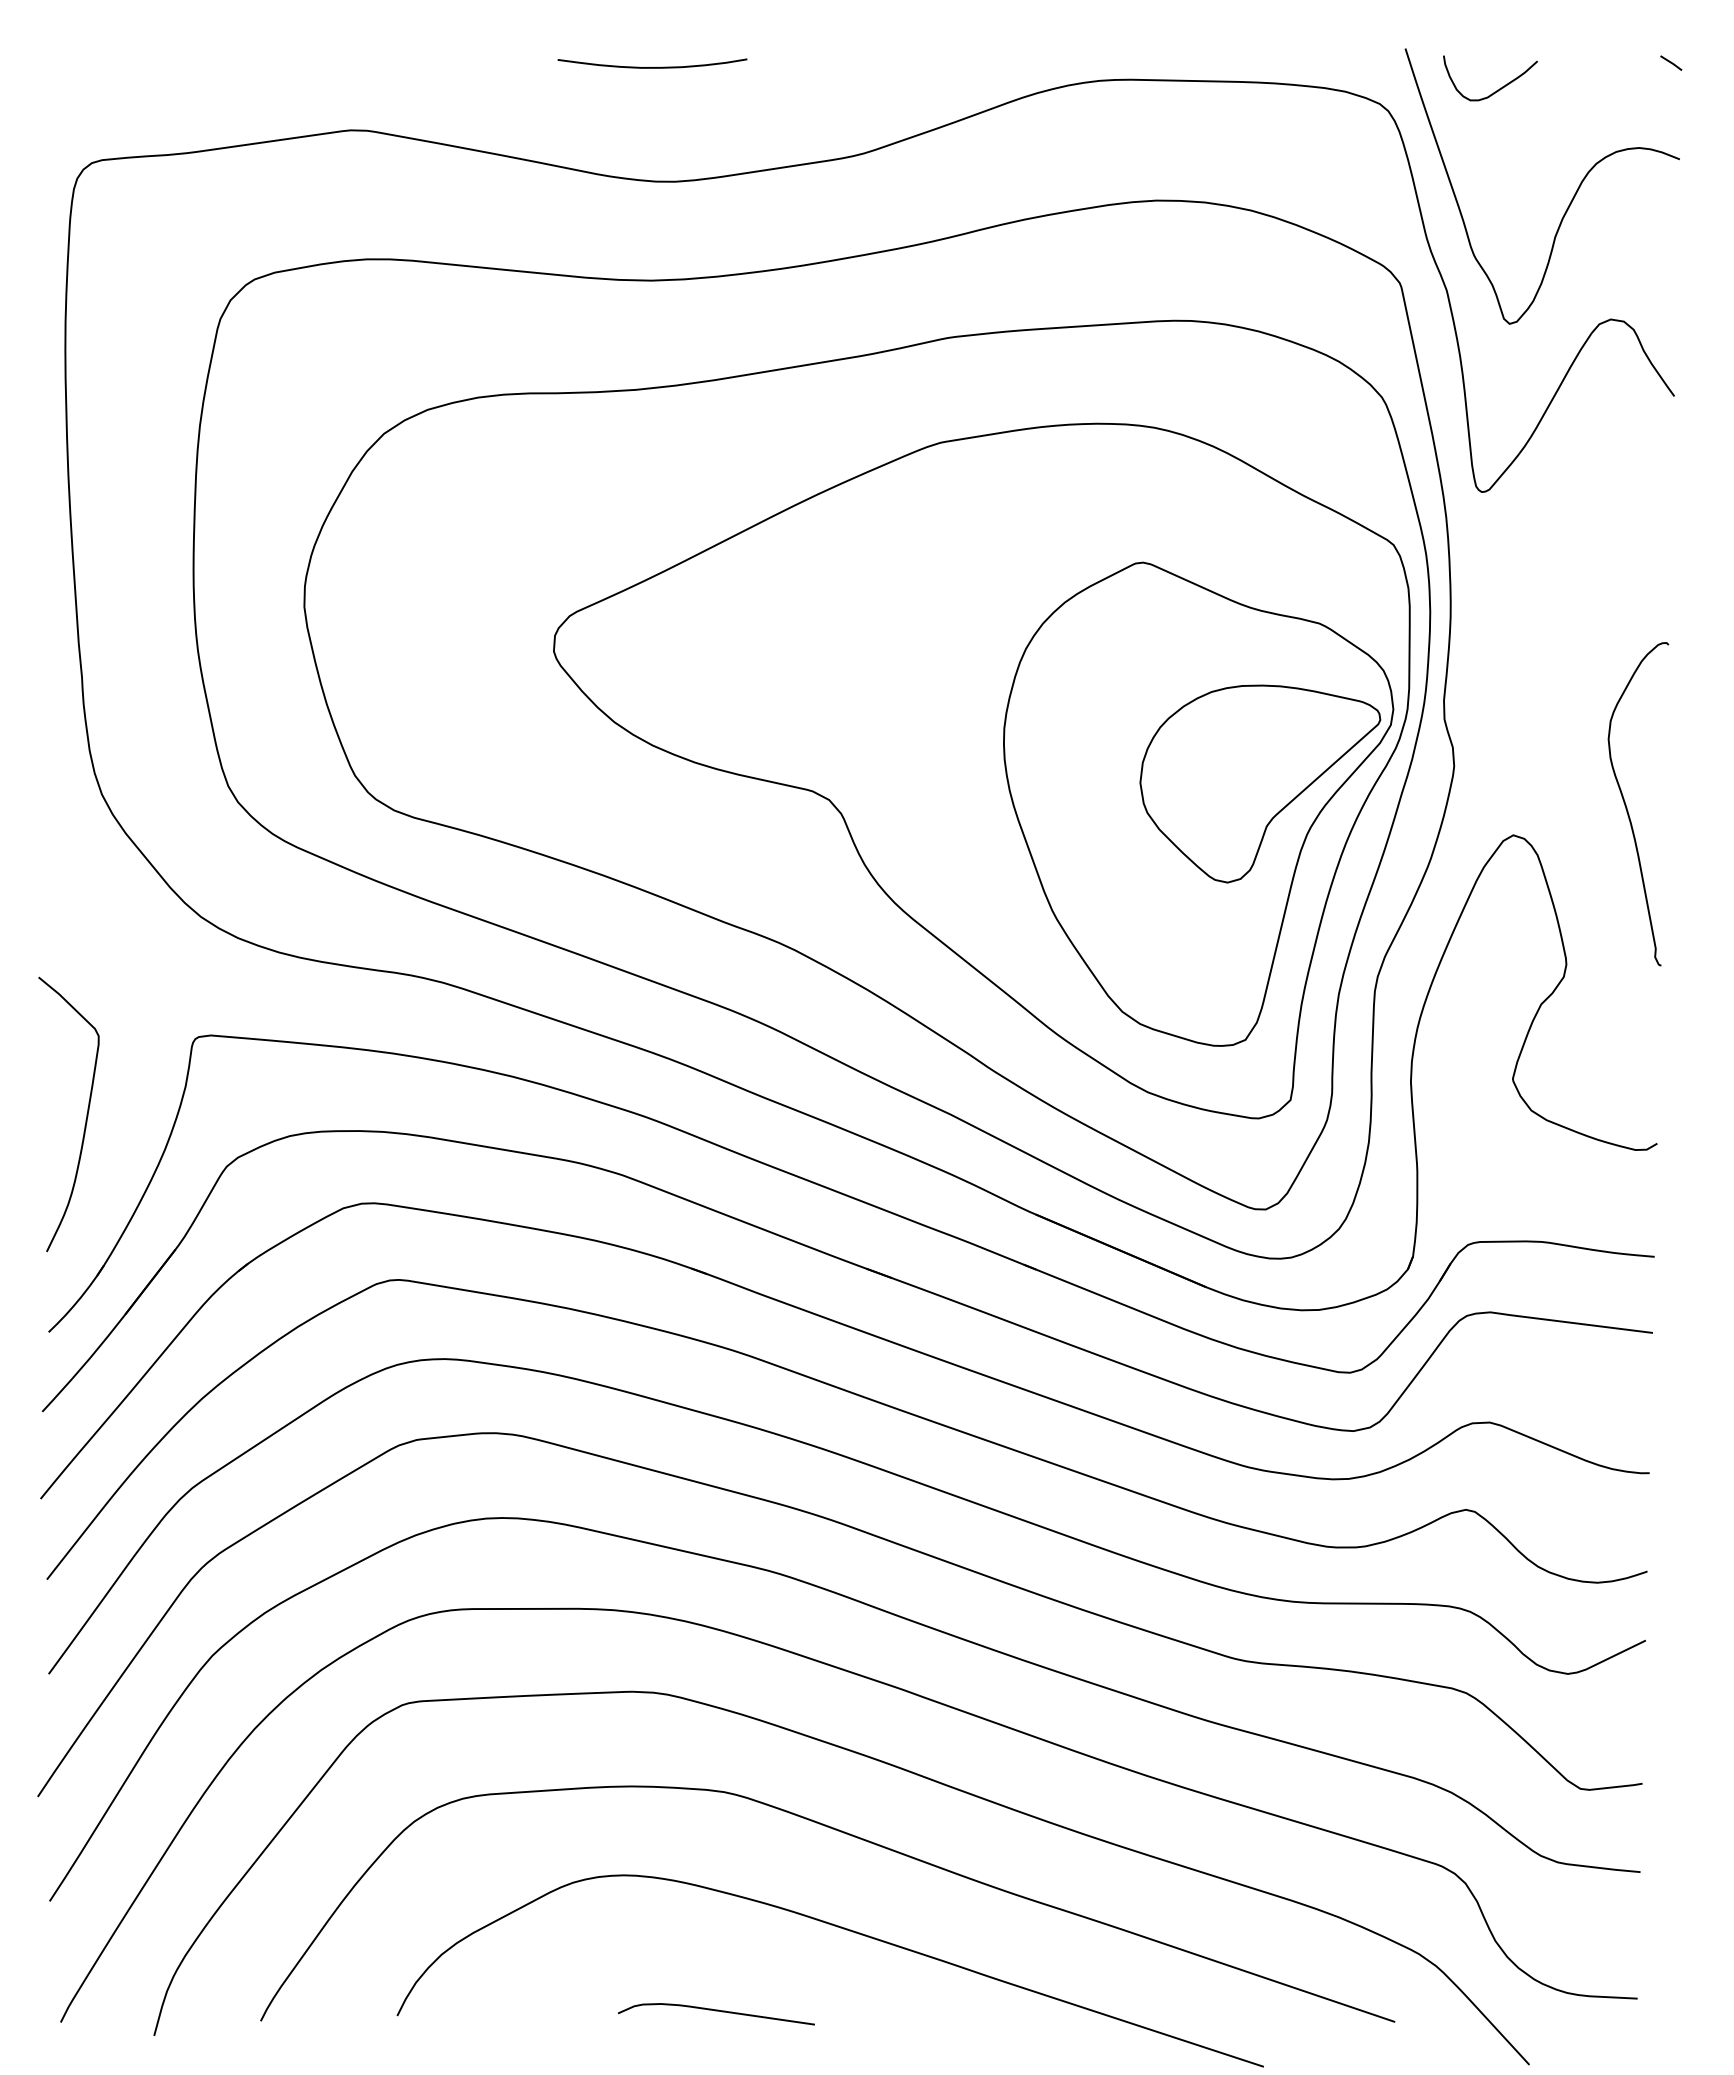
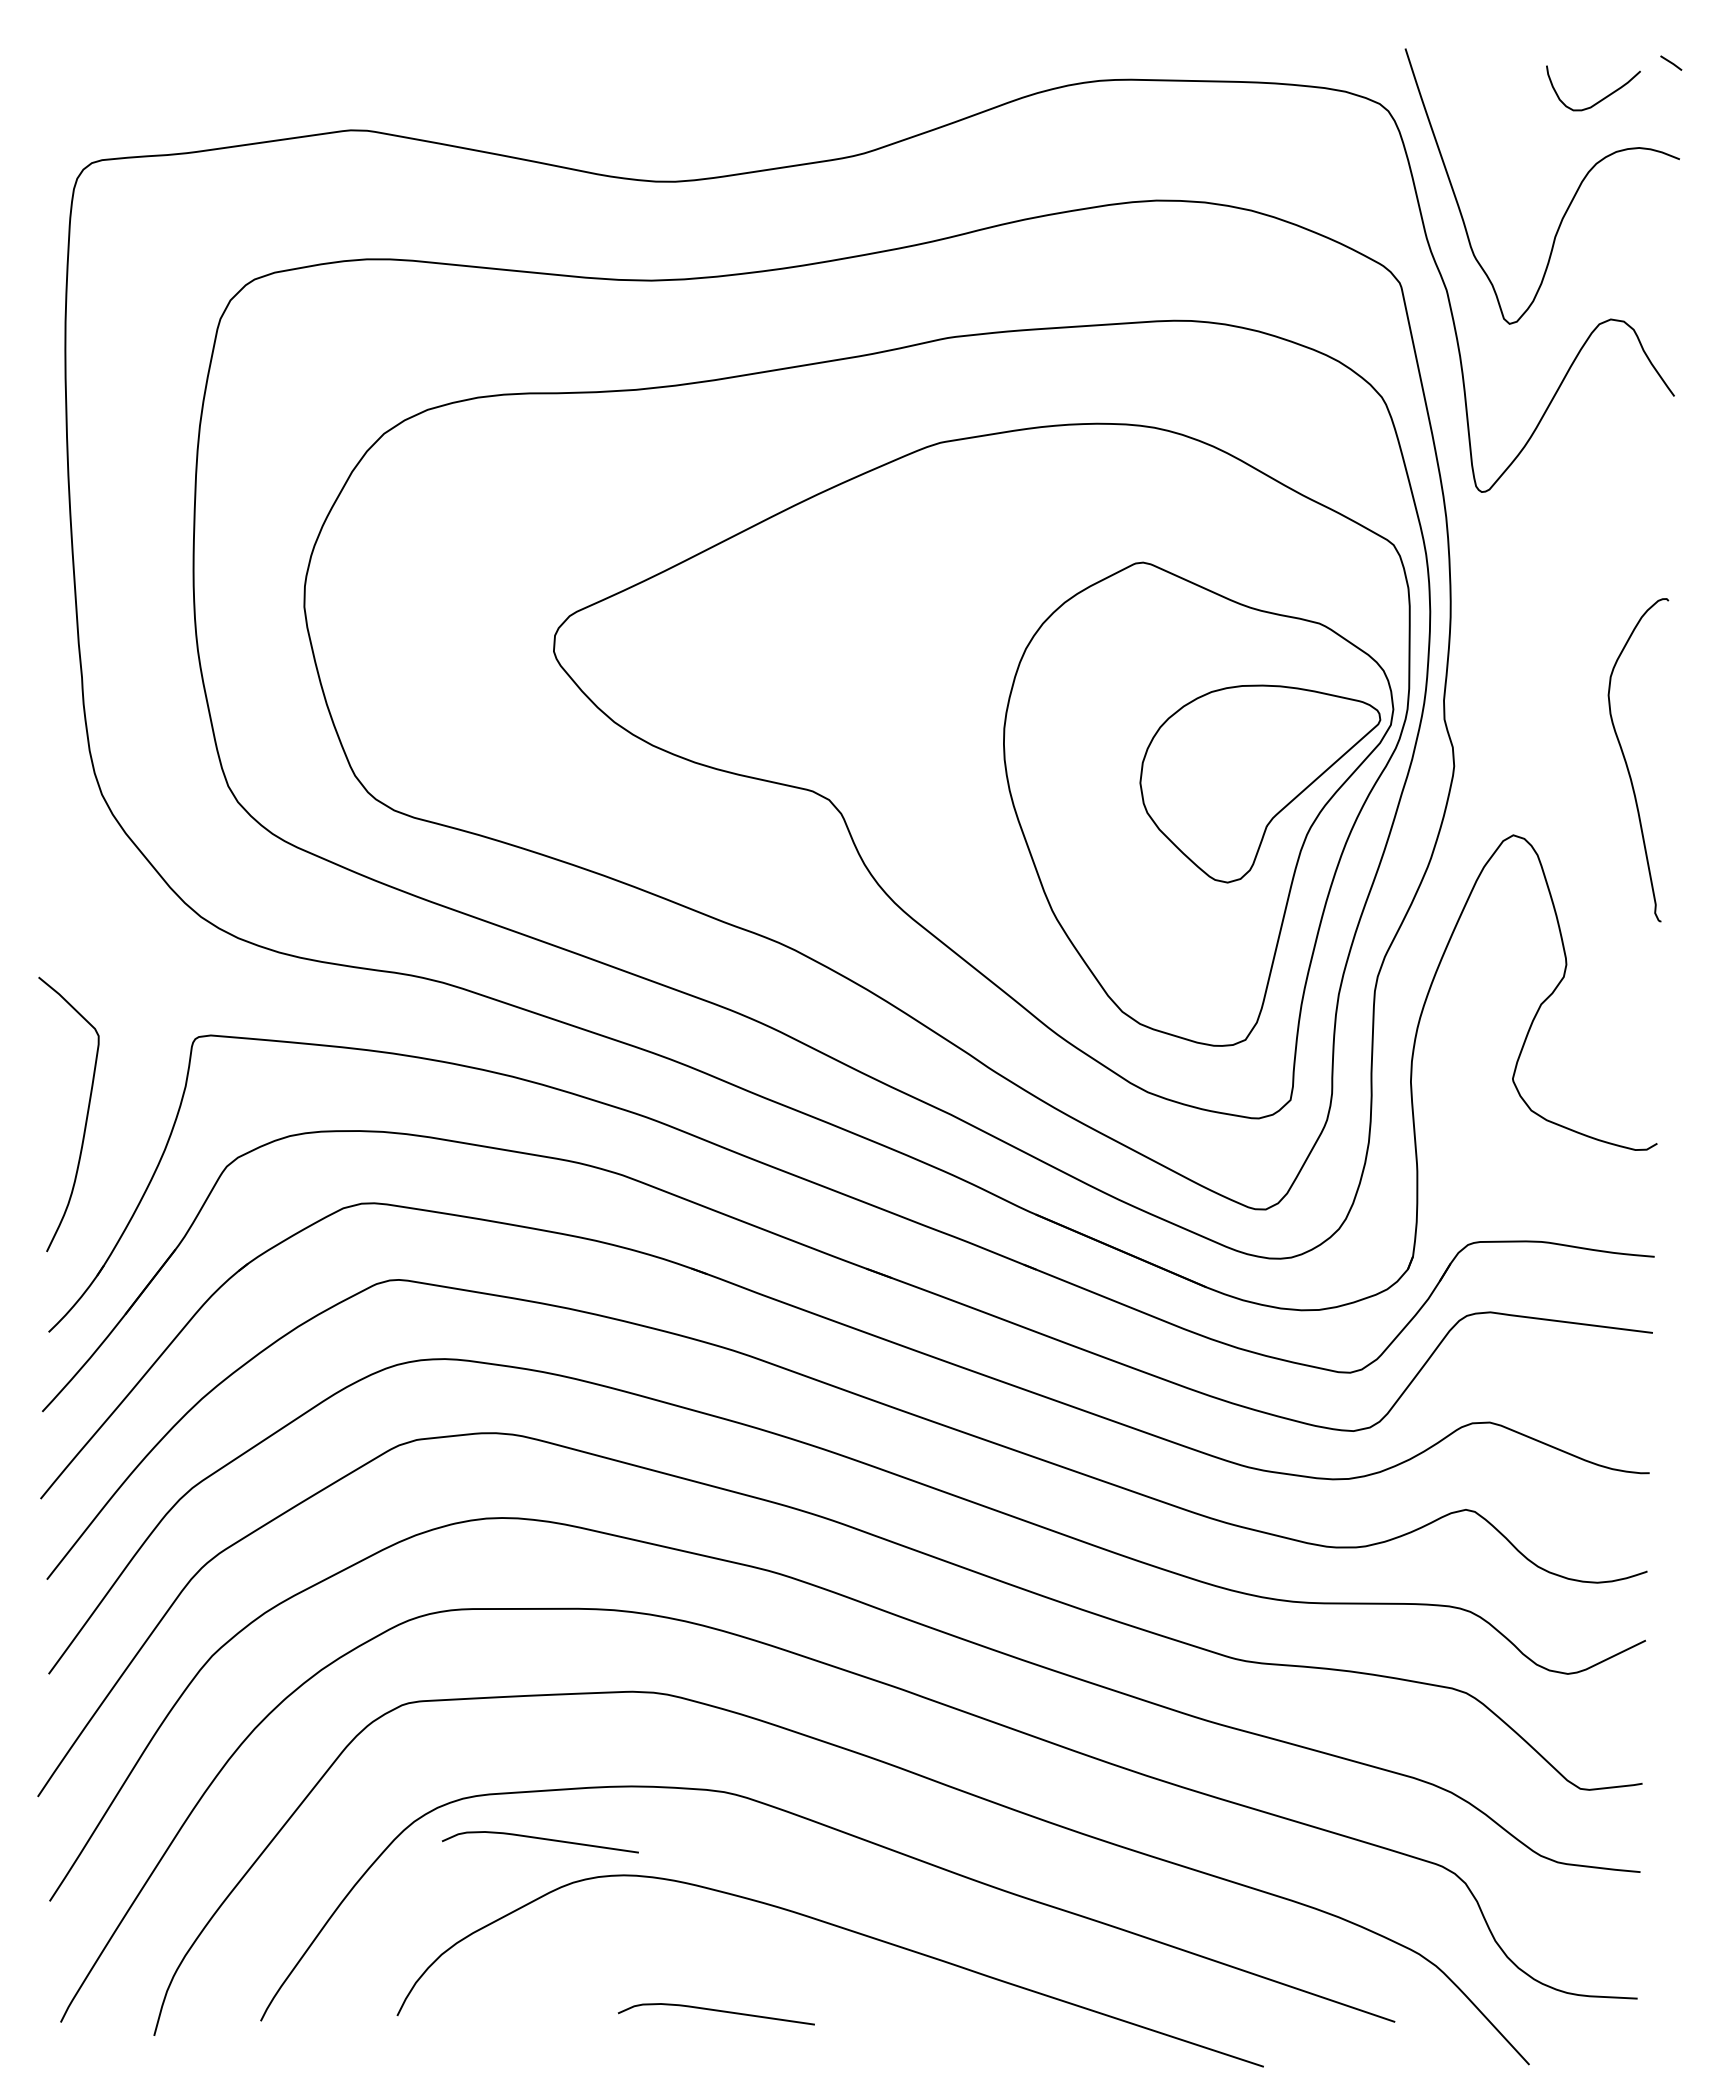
curve: present -> none (652, 67)
curve position: (1497, 89) -> (1600, 99) (1600, 99)
curve position: (1627, 807) -> (1627, 763) (1627, 763)
curve: none -> present (539, 1839)
